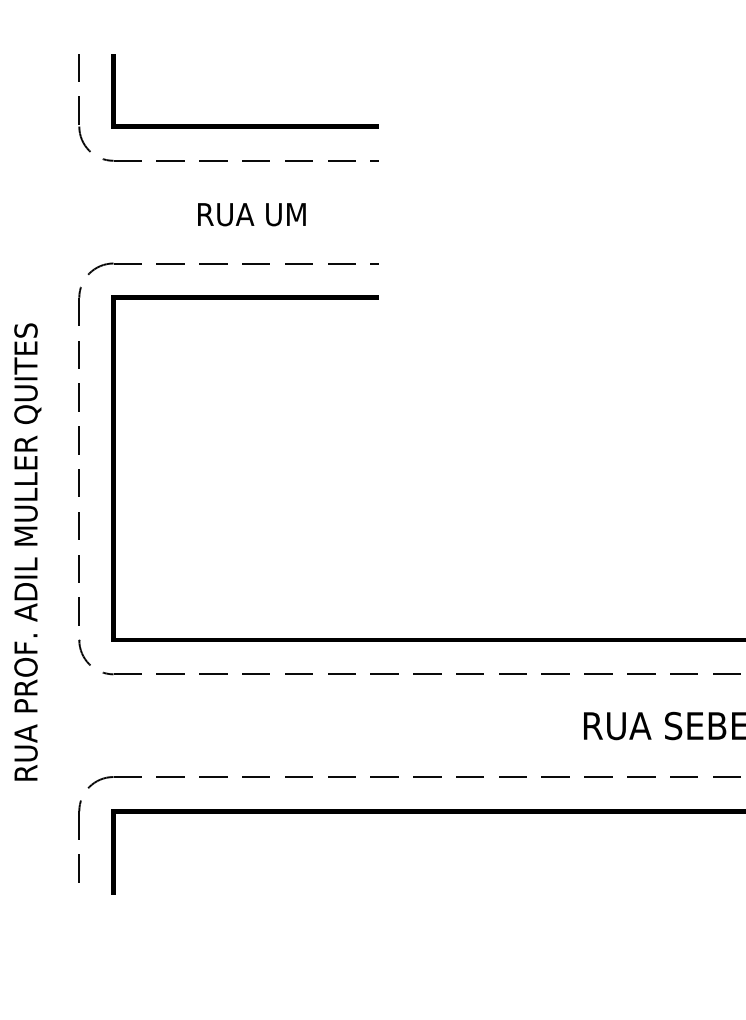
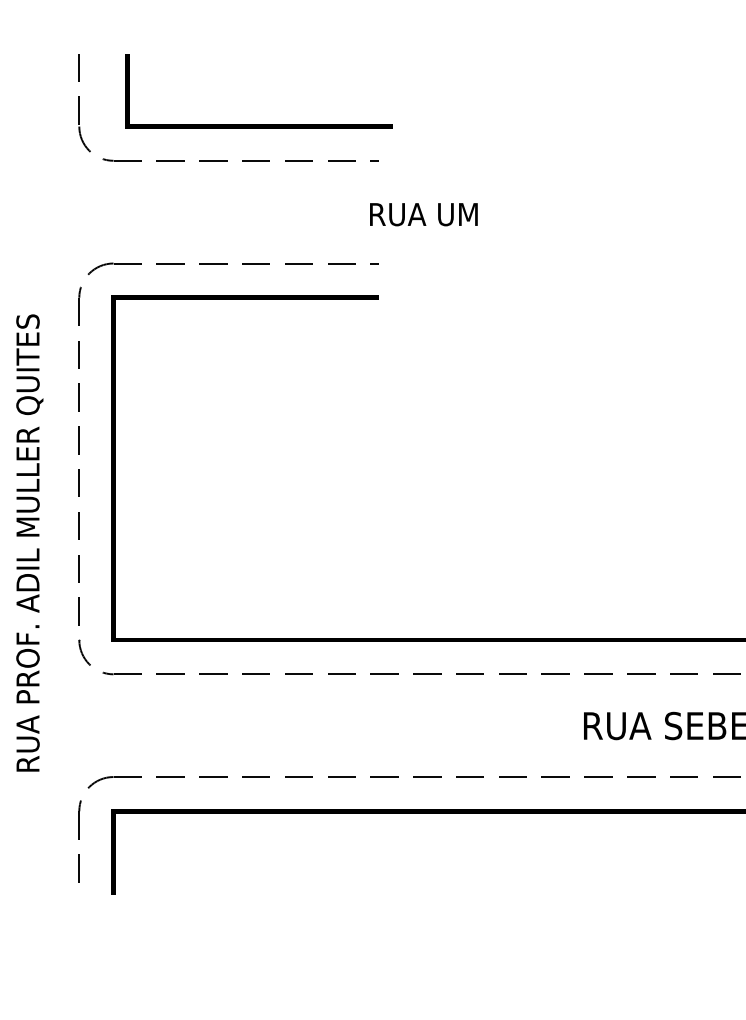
line position: (244, 124) -> (258, 124) (258, 124)
text position: (251, 214) -> (423, 214) (423, 214)
text position: (27, 551) -> (29, 542) (29, 542)
